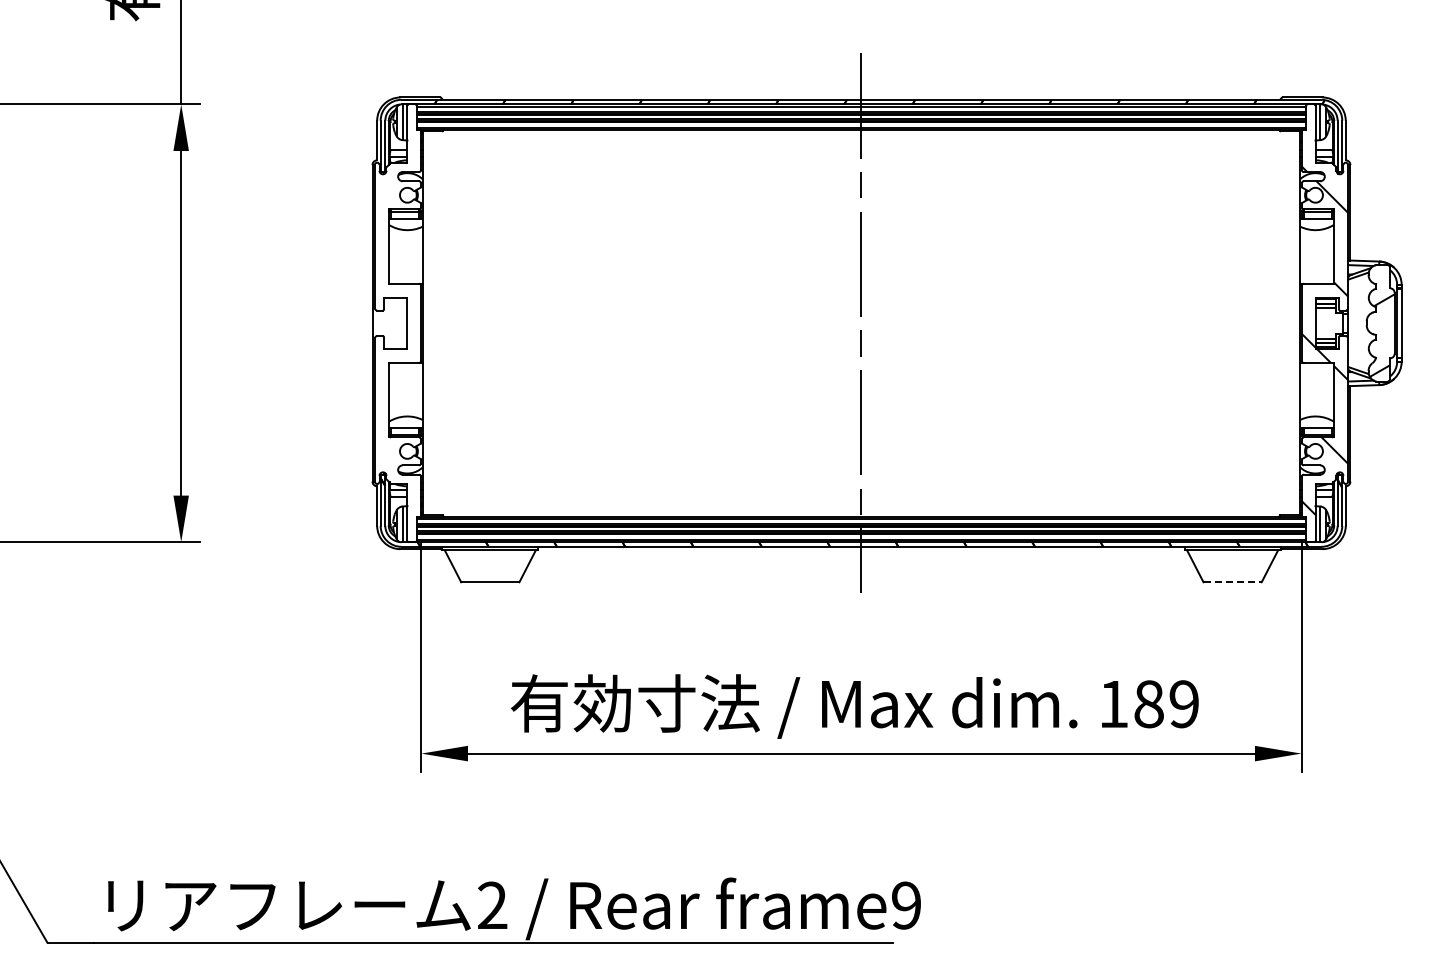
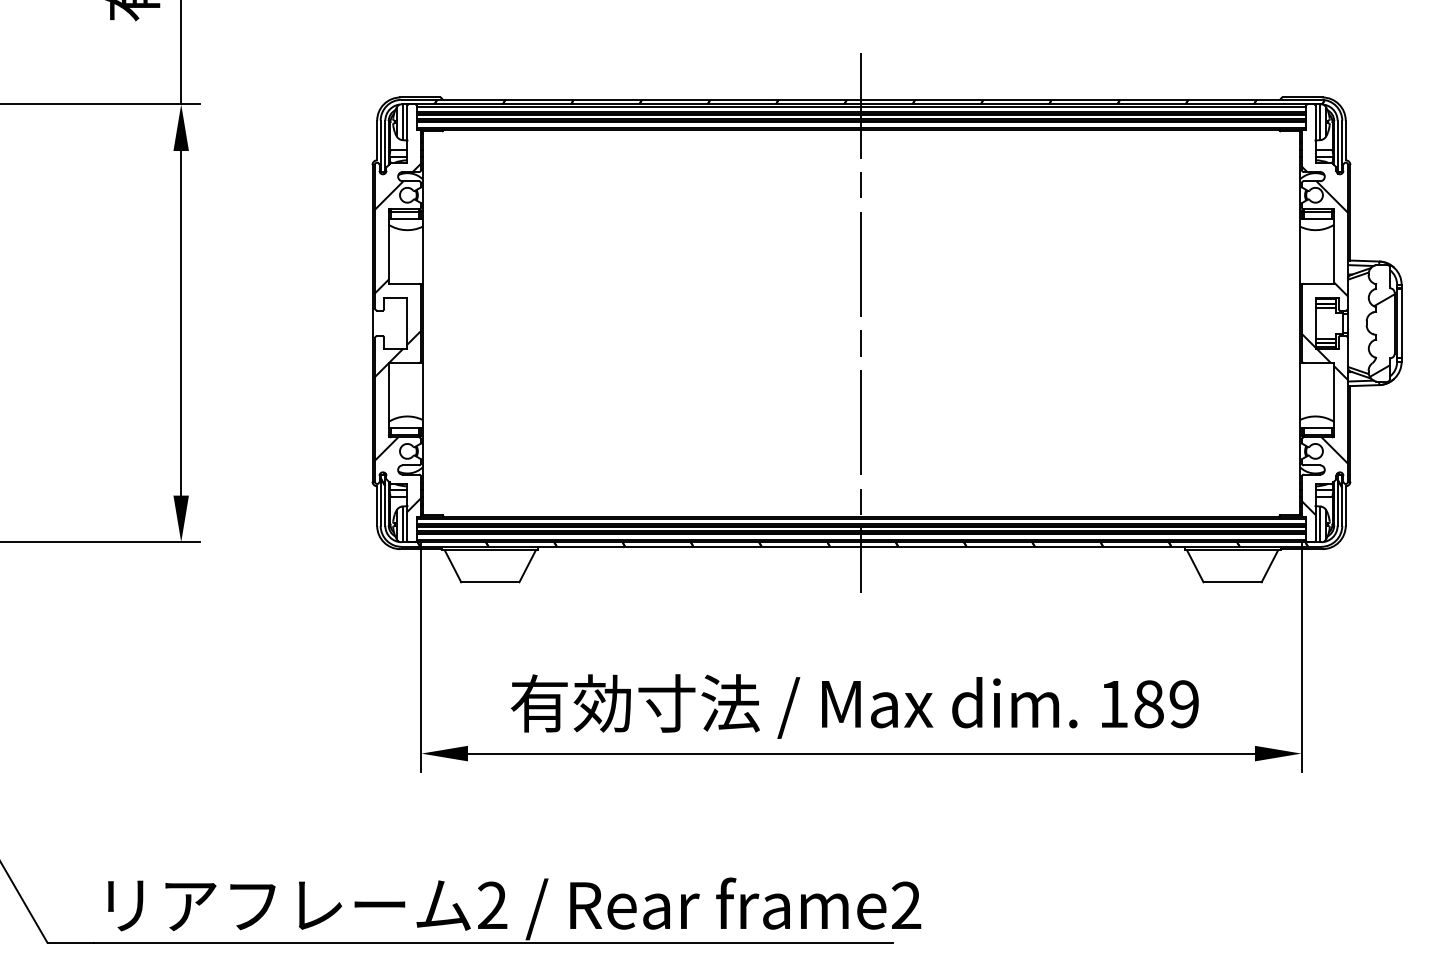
hatch: none -> present (397, 337)
line: dashed -> solid (1233, 582)
text: frame9 -> frame2 (906, 905)
